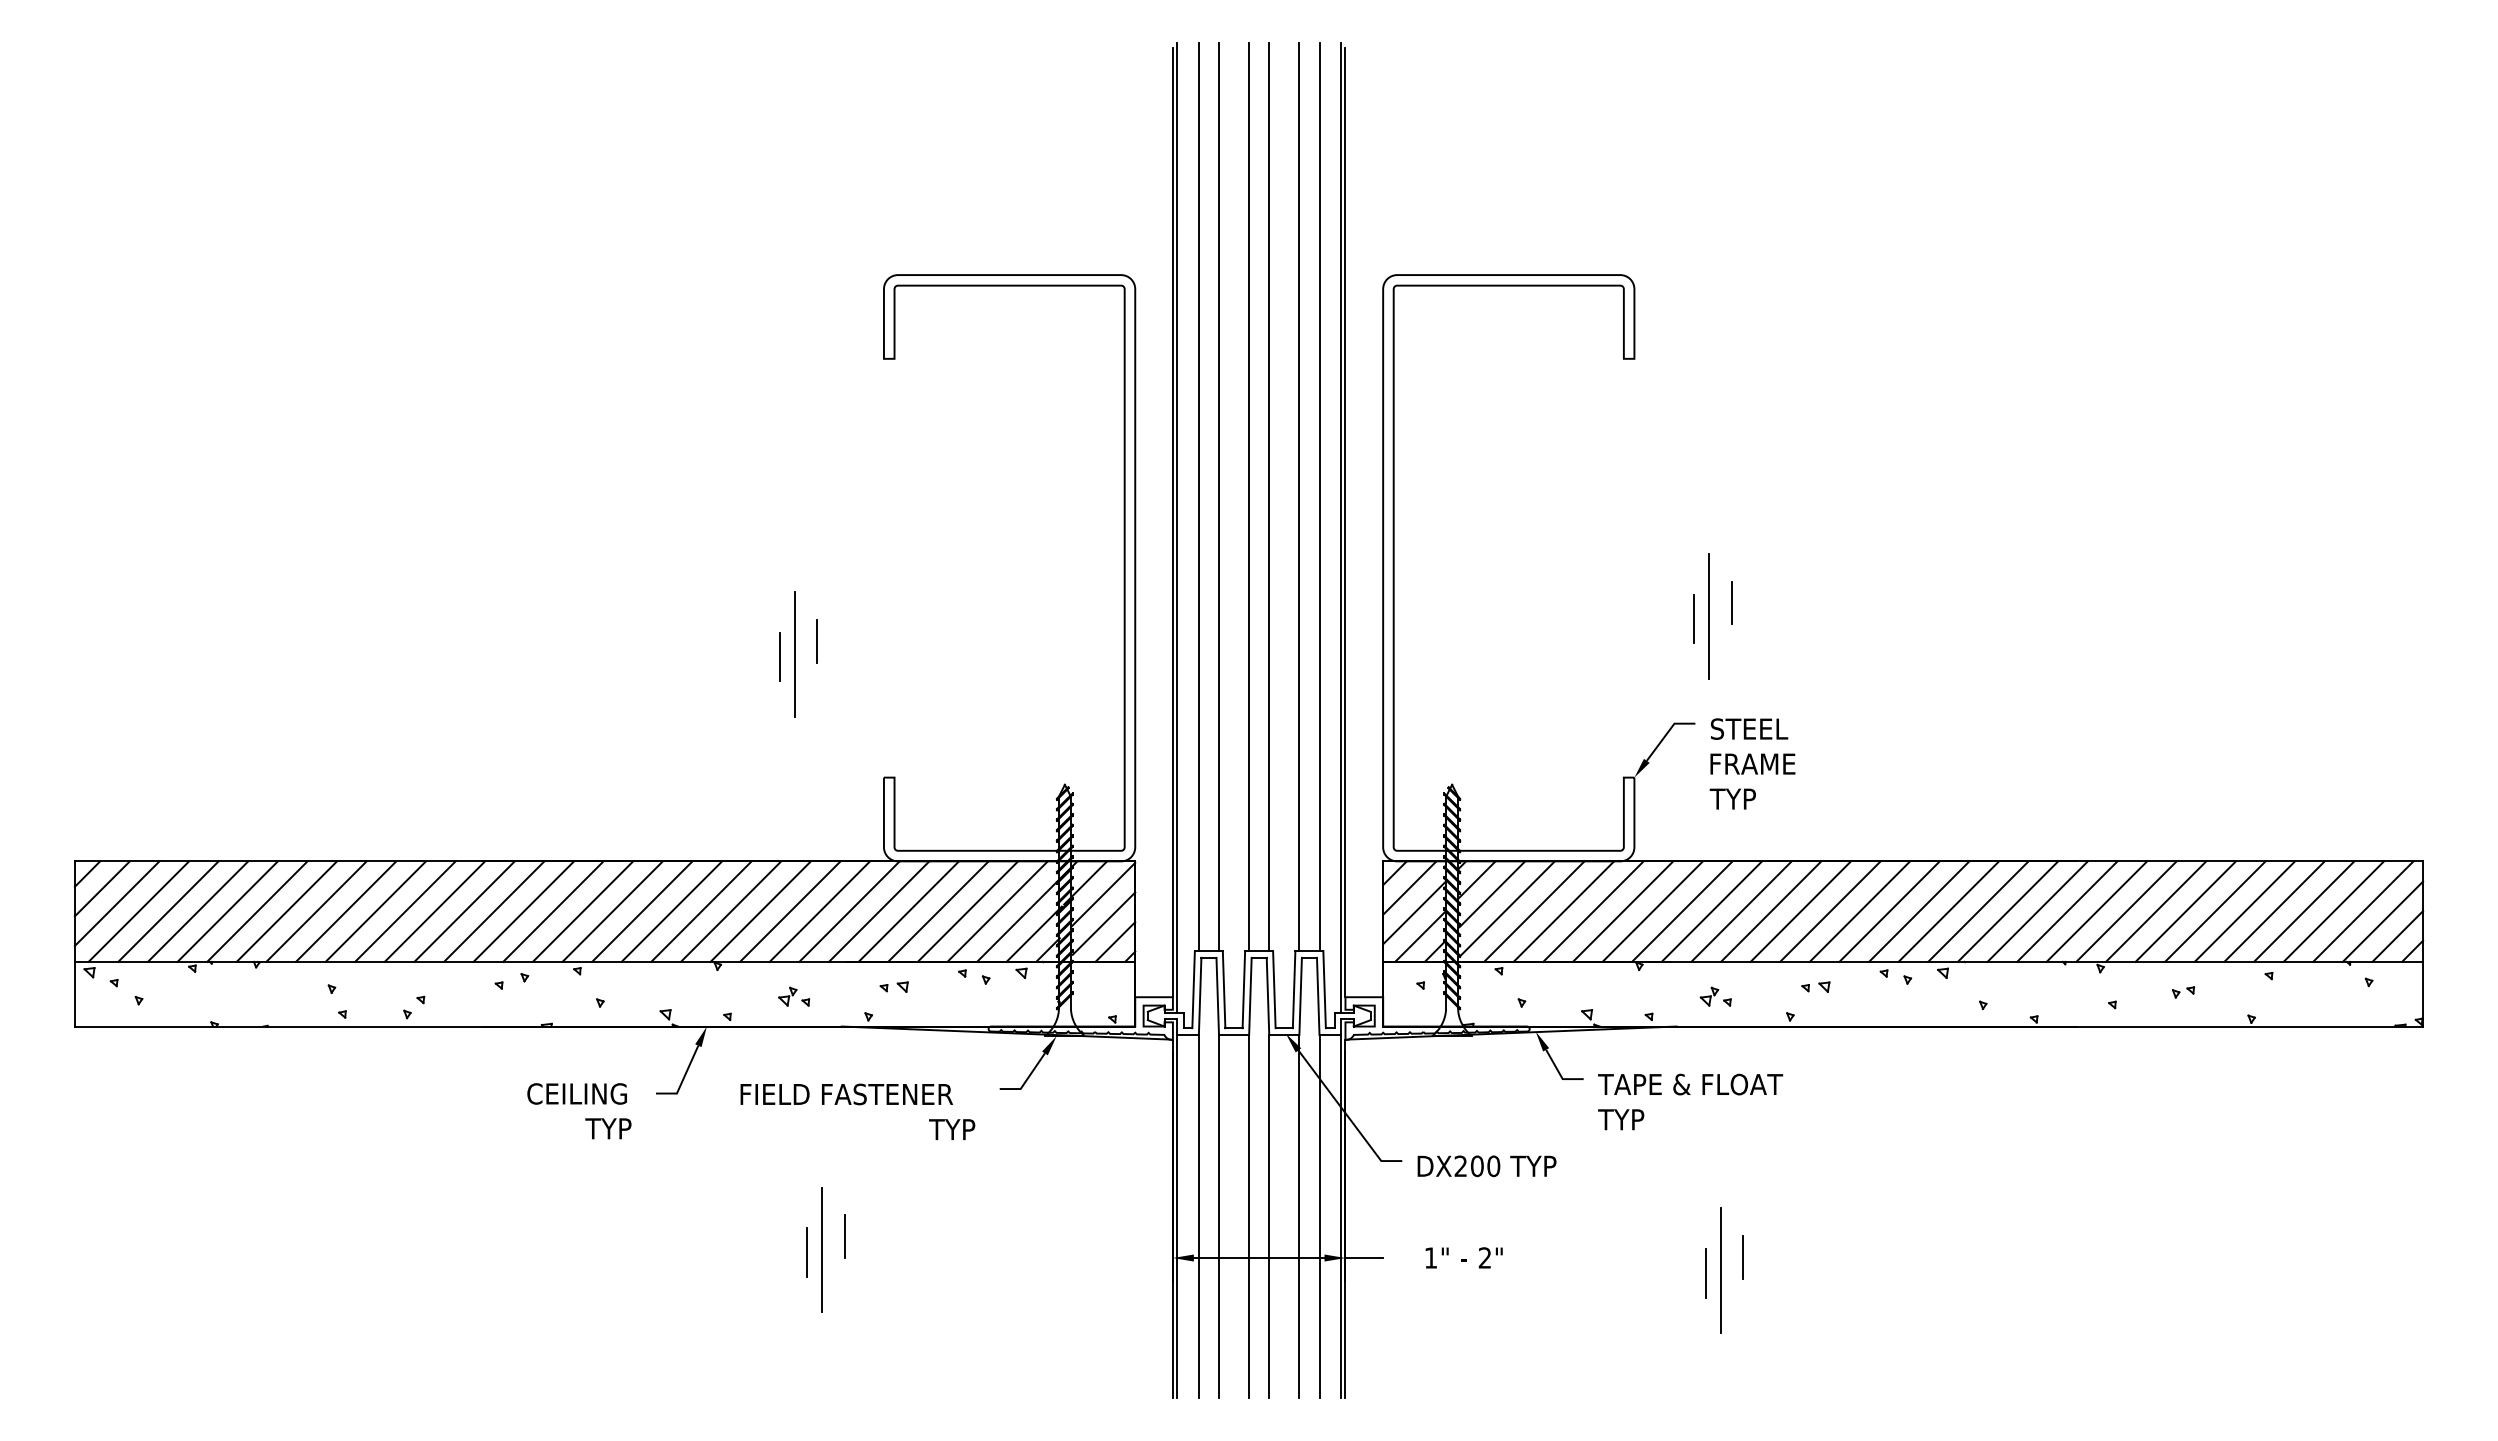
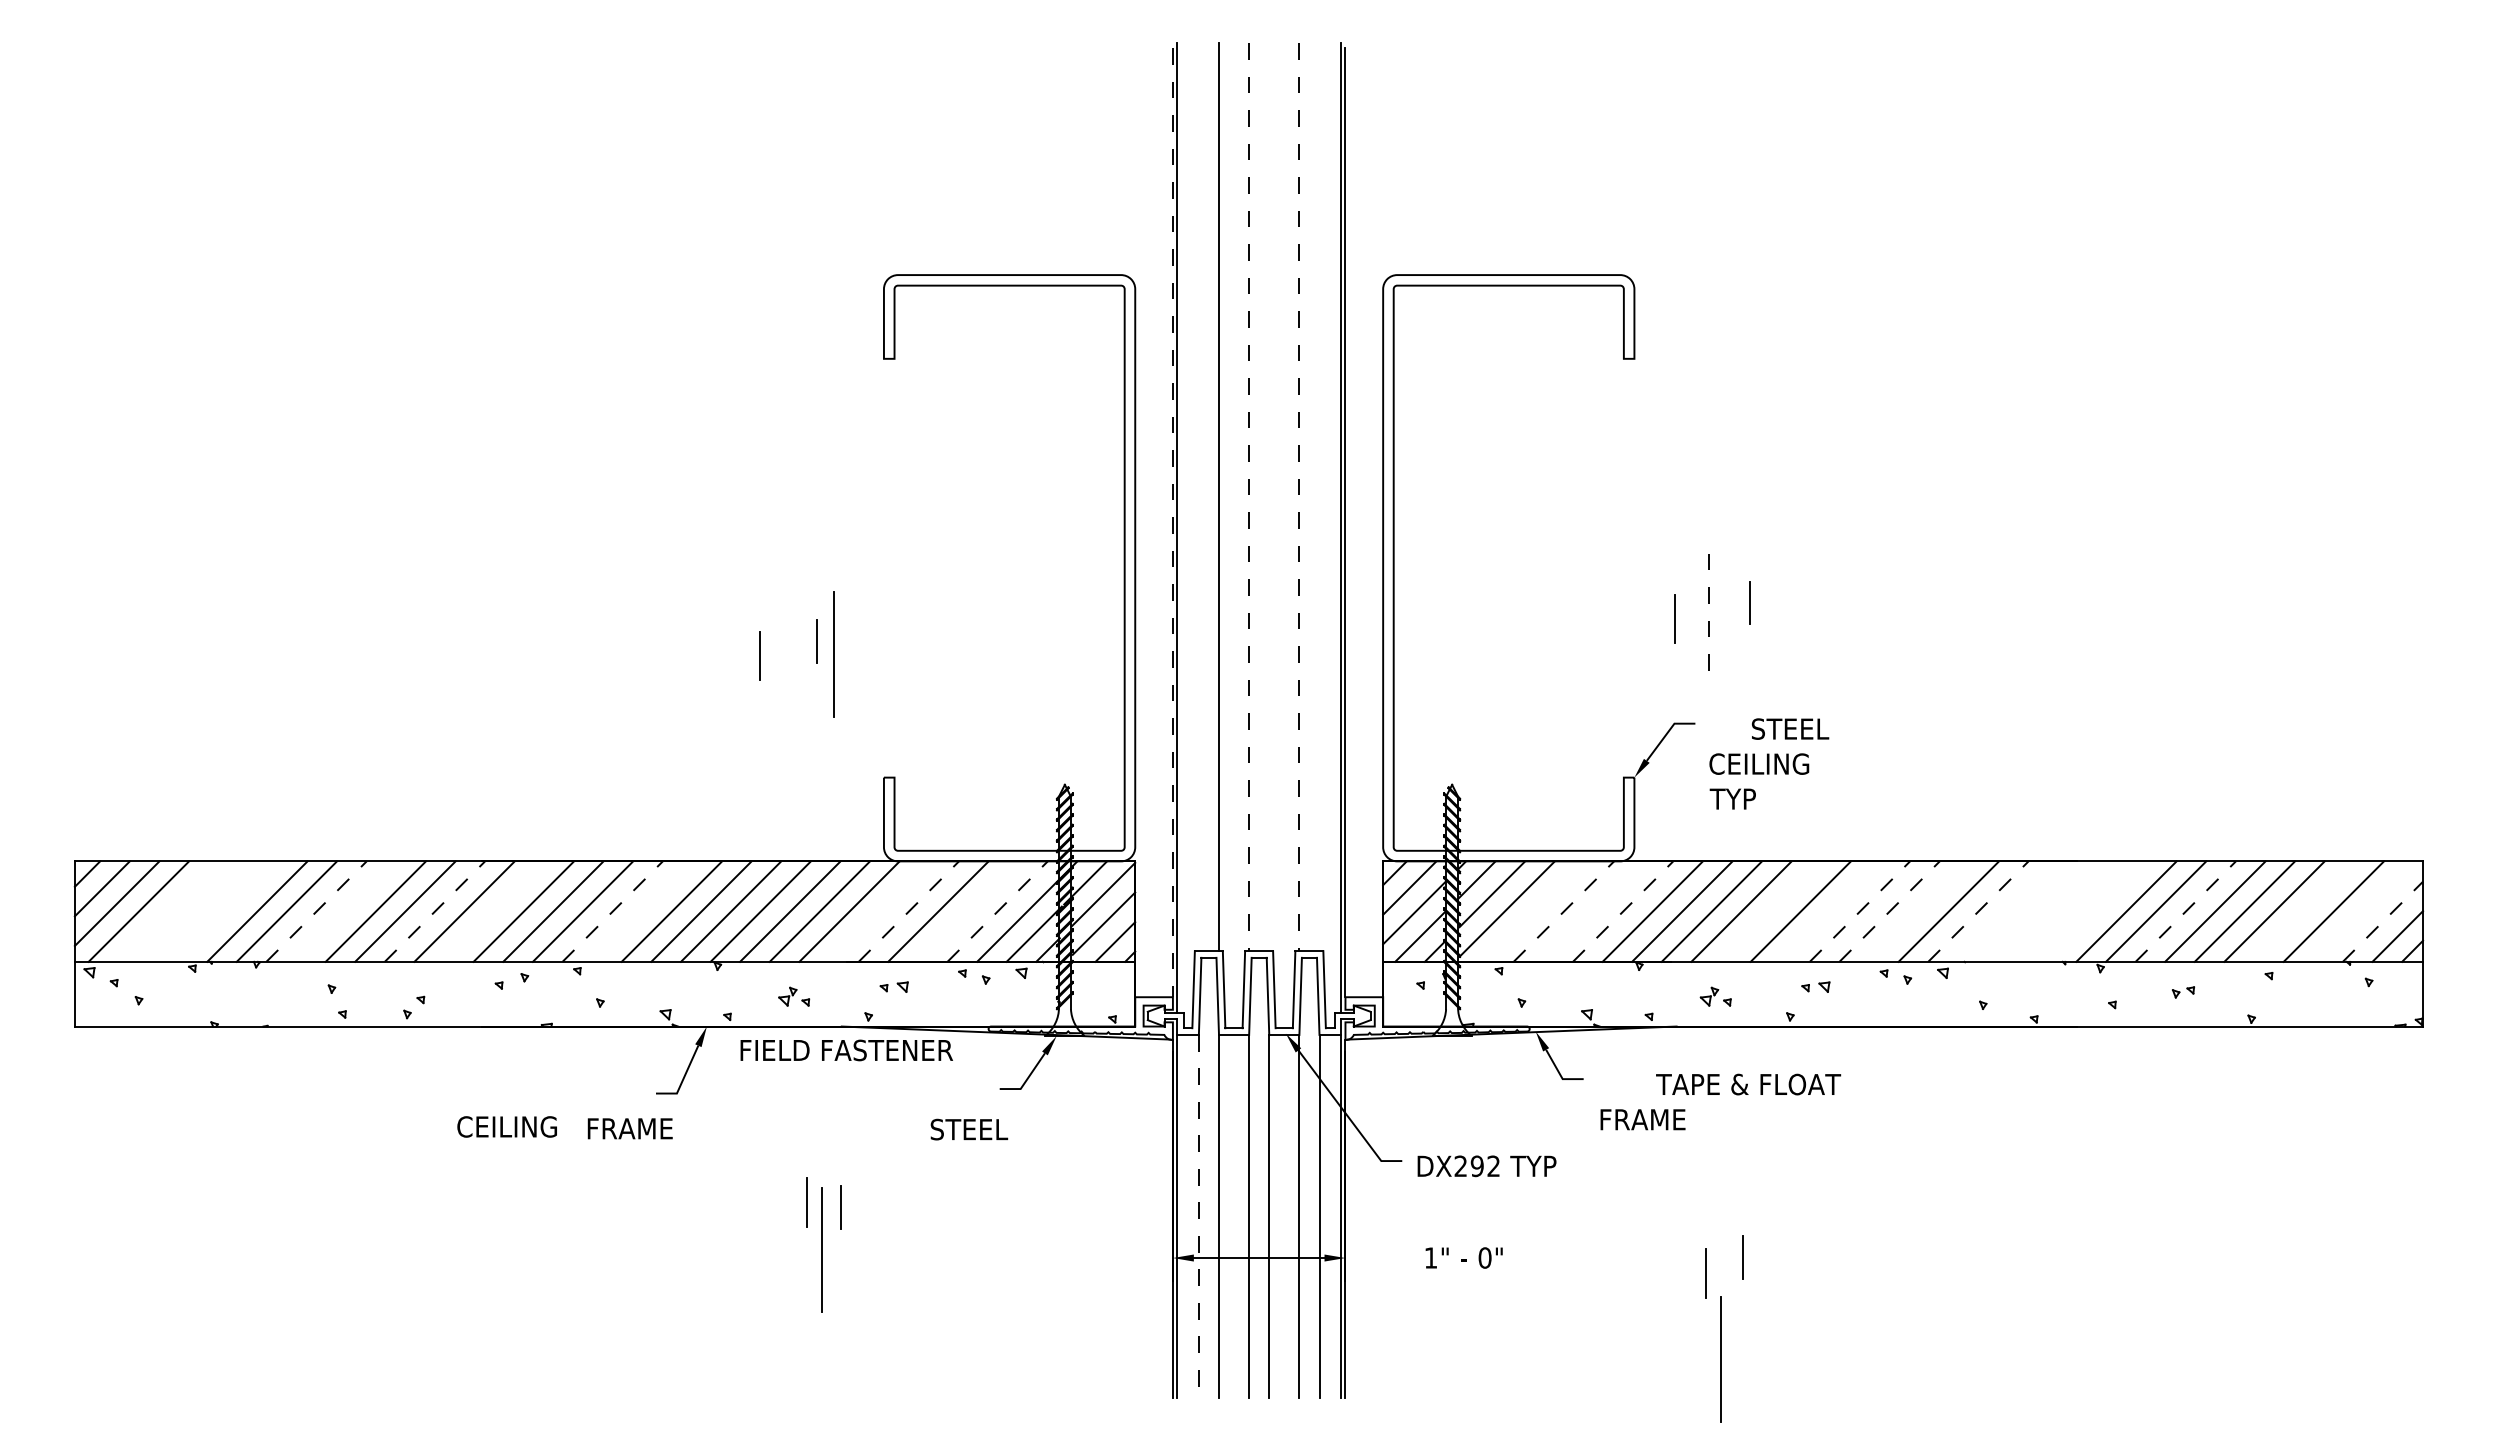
line: present -> none (1198, 497)
line: solid -> dashed (1249, 497)
line: present -> none (1269, 497)
line: solid -> dashed (1299, 497)
line: present -> none (1319, 497)
line: solid -> dashed (1172, 522)
line position: (1731, 602) -> (1749, 602) (1749, 602)
line: solid -> dashed (1709, 616)
line position: (1693, 618) -> (1674, 618) (1674, 618)
line position: (794, 654) -> (833, 654) (833, 654)
line position: (779, 656) -> (759, 655) (759, 655)
text position: (1749, 728) -> (1790, 728) (1790, 728)
text: FRAME -> CEILING (1759, 763)
line: present -> none (168, 911)
line: present -> none (197, 911)
line: present -> none (227, 911)
line: solid -> dashed (316, 911)
line: present -> none (346, 911)
line: solid -> dashed (435, 911)
line: present -> none (494, 911)
line: solid -> dashed (613, 911)
line: present -> none (642, 911)
line: present -> none (879, 911)
line: solid -> dashed (909, 911)
line: present -> none (967, 911)
line: solid -> dashed (997, 911)
line: present -> none (1534, 911)
line: solid -> dashed (1564, 911)
line: present -> none (1593, 911)
line: solid -> dashed (1623, 911)
line: present -> none (1771, 911)
line: present -> none (1830, 911)
line: solid -> dashed (1860, 911)
line: solid -> dashed (1889, 911)
line: present -> none (1919, 911)
line: solid -> dashed (1978, 911)
line: present -> none (2007, 911)
line: present -> none (2037, 911)
line: present -> none (2067, 911)
line: present -> none (2096, 911)
line: solid -> dashed (2186, 911)
line: present -> none (2304, 911)
line: present -> none (2363, 911)
line: solid -> dashed (2382, 921)
text position: (1690, 1084) -> (1748, 1084) (1748, 1084)
text position: (576, 1093) -> (506, 1126) (506, 1126)
text position: (846, 1094) -> (846, 1050) (846, 1050)
text: TYP -> FRAME (1641, 1119)
text: TYP -> FRAME (628, 1128)
text: TYP -> STEEL (968, 1129)
text: DX200 -> DX292 (1485, 1166)
line: solid -> dashed (1198, 1216)
line position: (844, 1236) -> (840, 1207) (840, 1207)
line position: (806, 1252) -> (806, 1202) (806, 1202)
text: 2" -> 0" (1484, 1257)
line: present -> none (1363, 1258)
line position: (1720, 1270) -> (1720, 1359) (1720, 1359)
